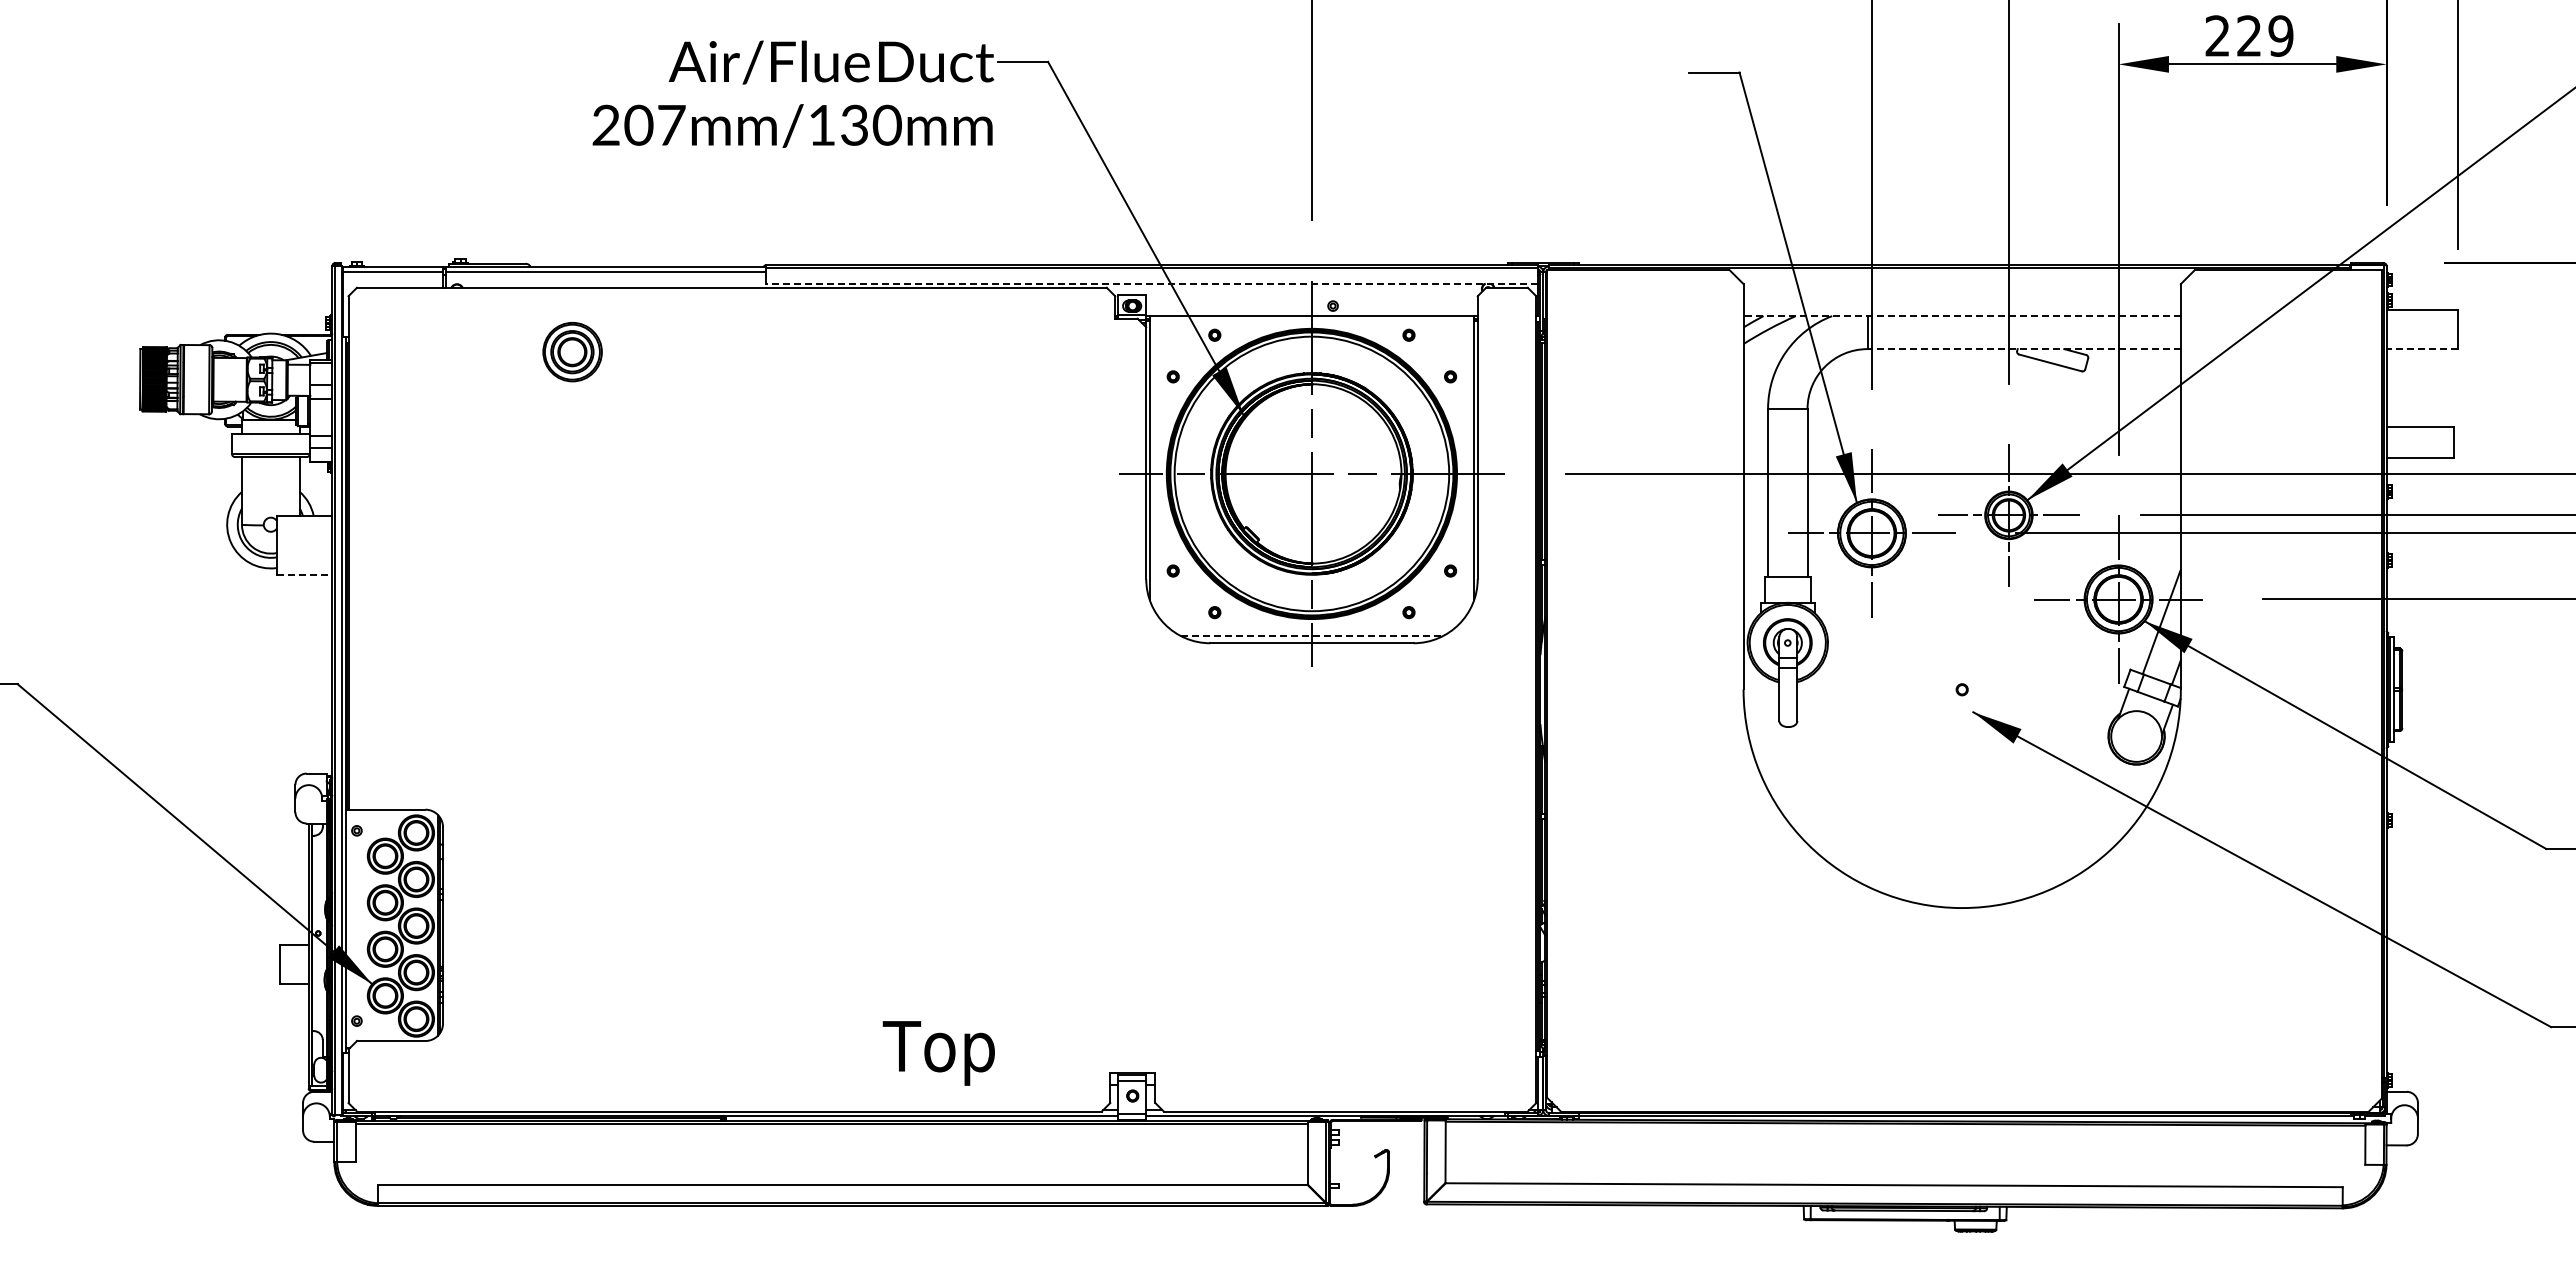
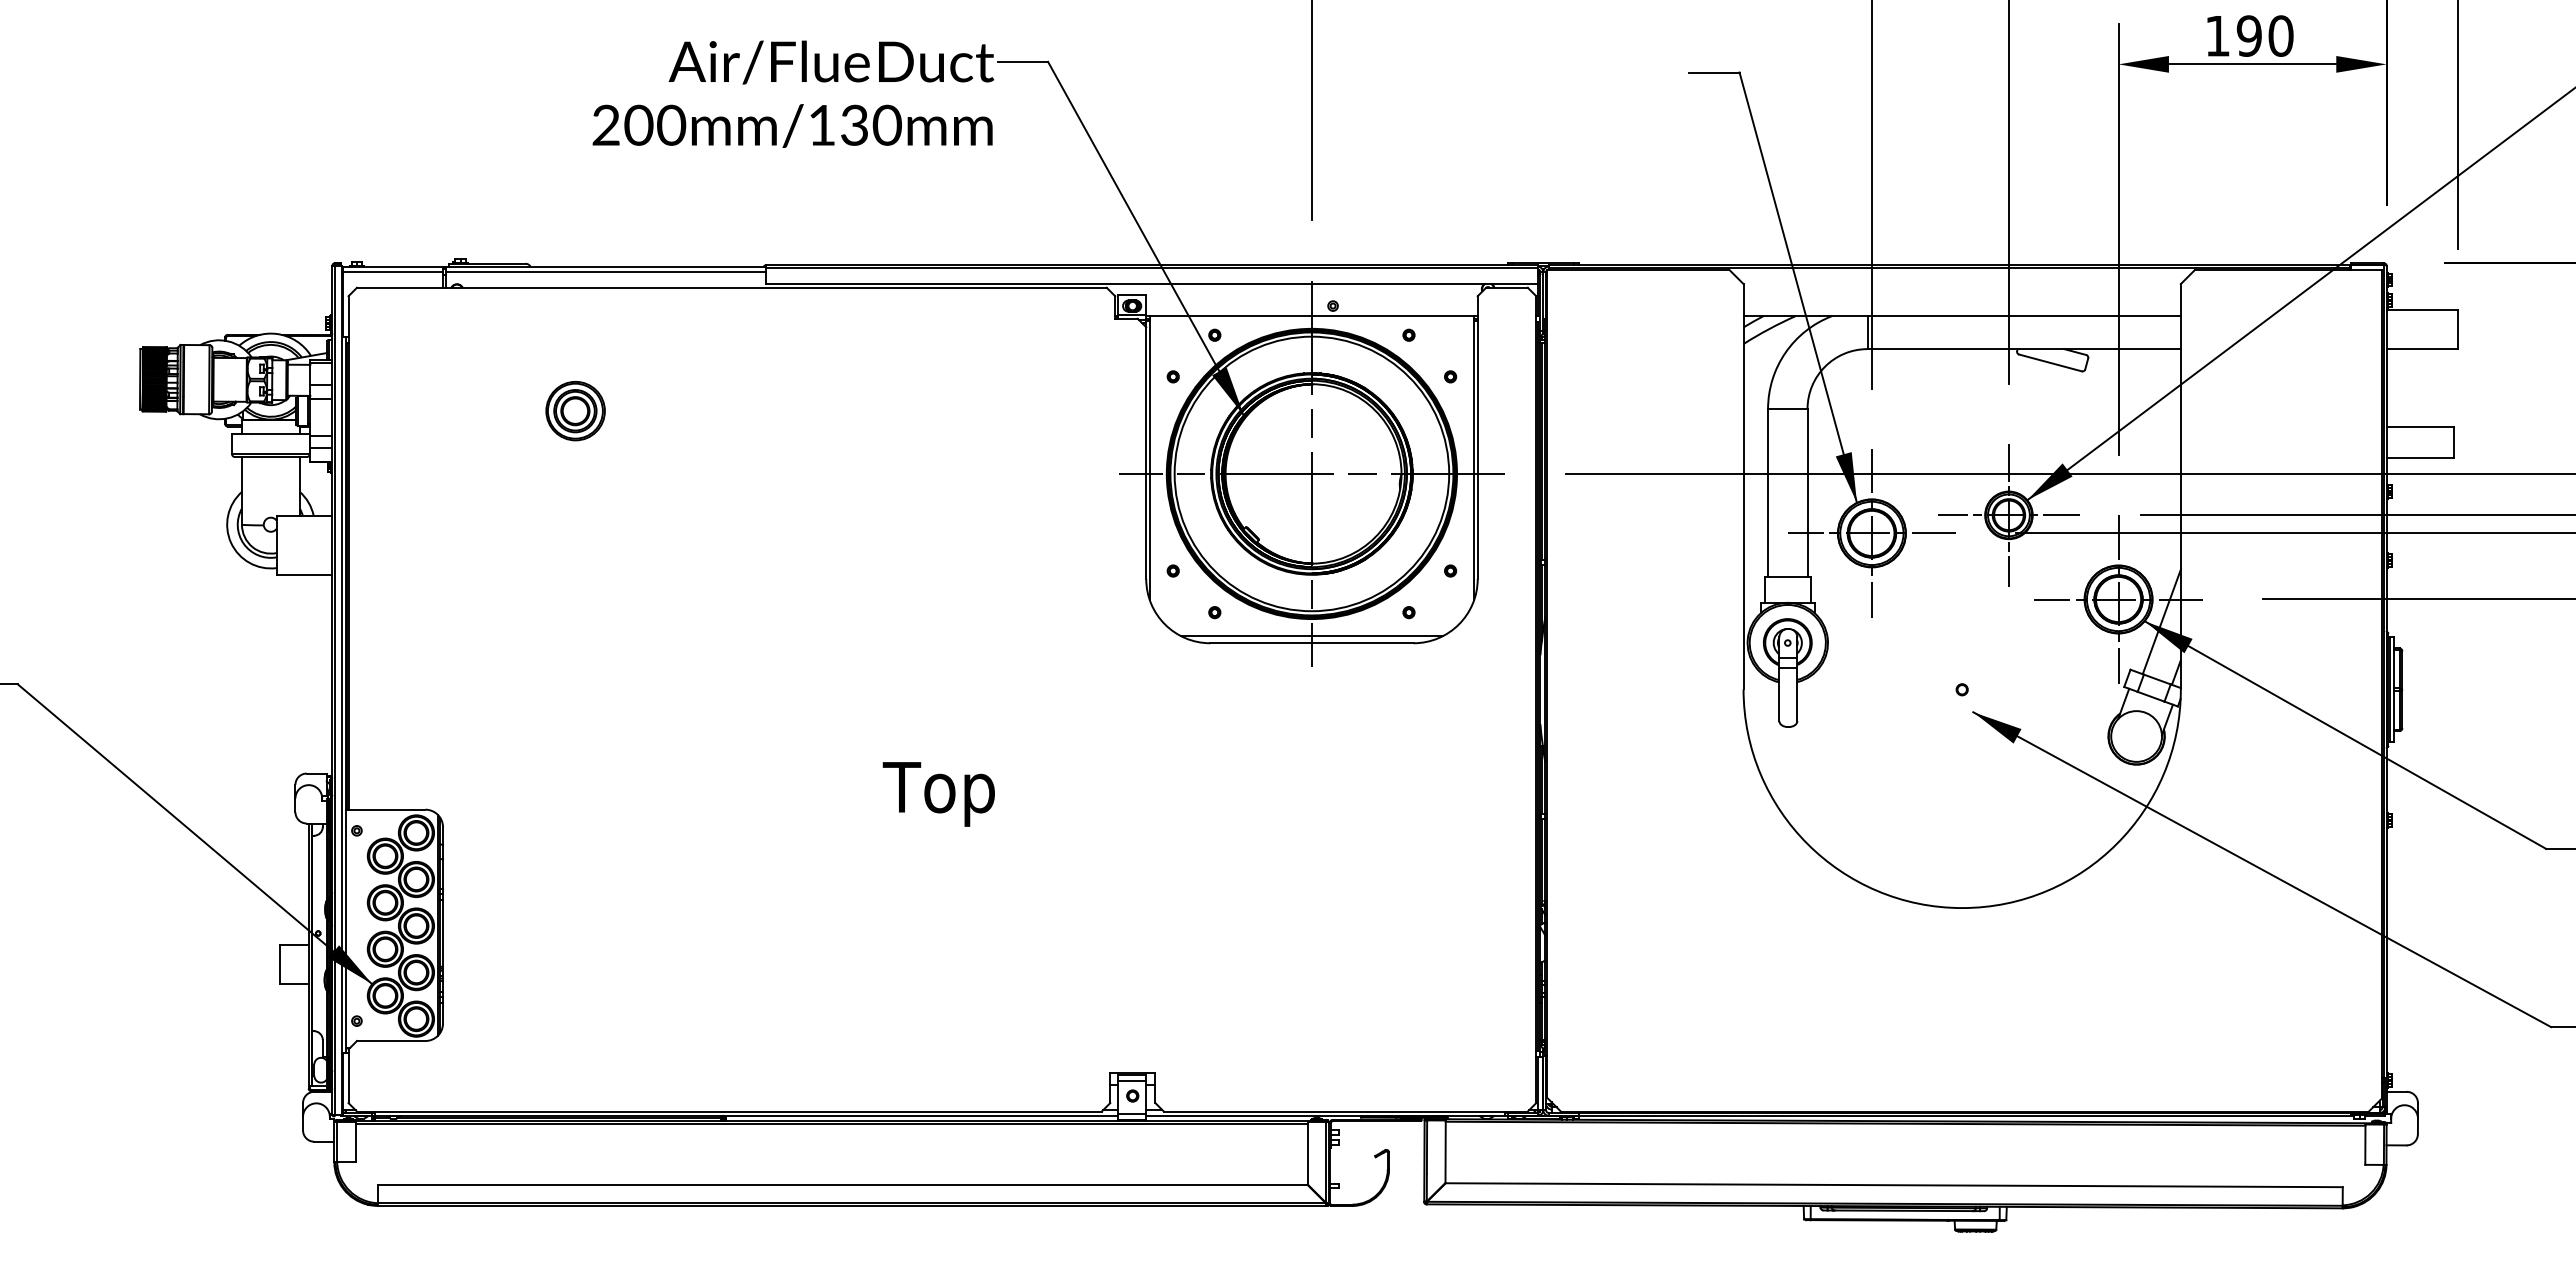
text: 229 -> 190 (2249, 35)
text: 207mm/130mm -> 200mm/130mm (671, 124)
line: dashed -> solid (1151, 283)
line: dashed -> solid (1962, 316)
line: dashed -> solid (2024, 349)
line: dashed -> solid (2422, 349)
part position: (572, 352) -> (575, 411) (575, 411)
line: dashed -> solid (304, 574)
line: dashed -> solid (1311, 636)
text position: (938, 1053) -> (938, 794) (938, 794)
